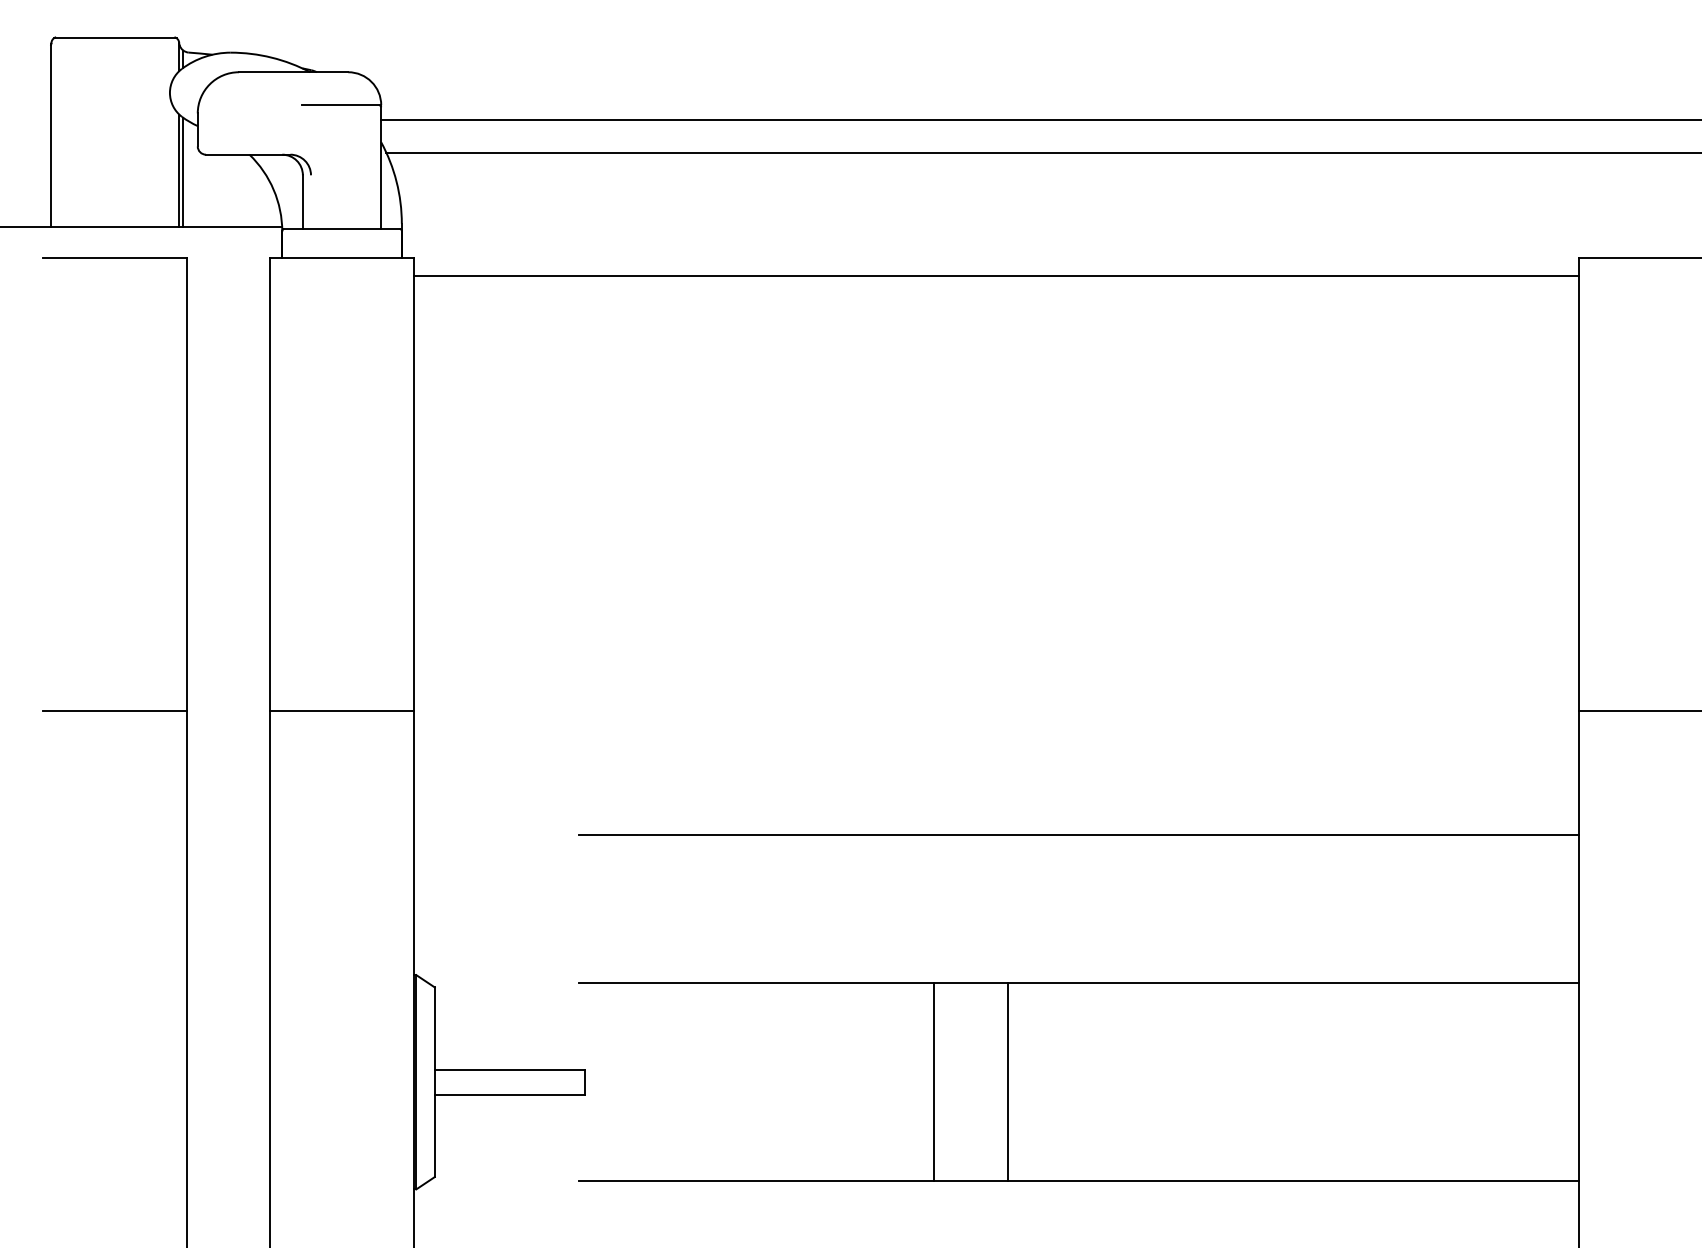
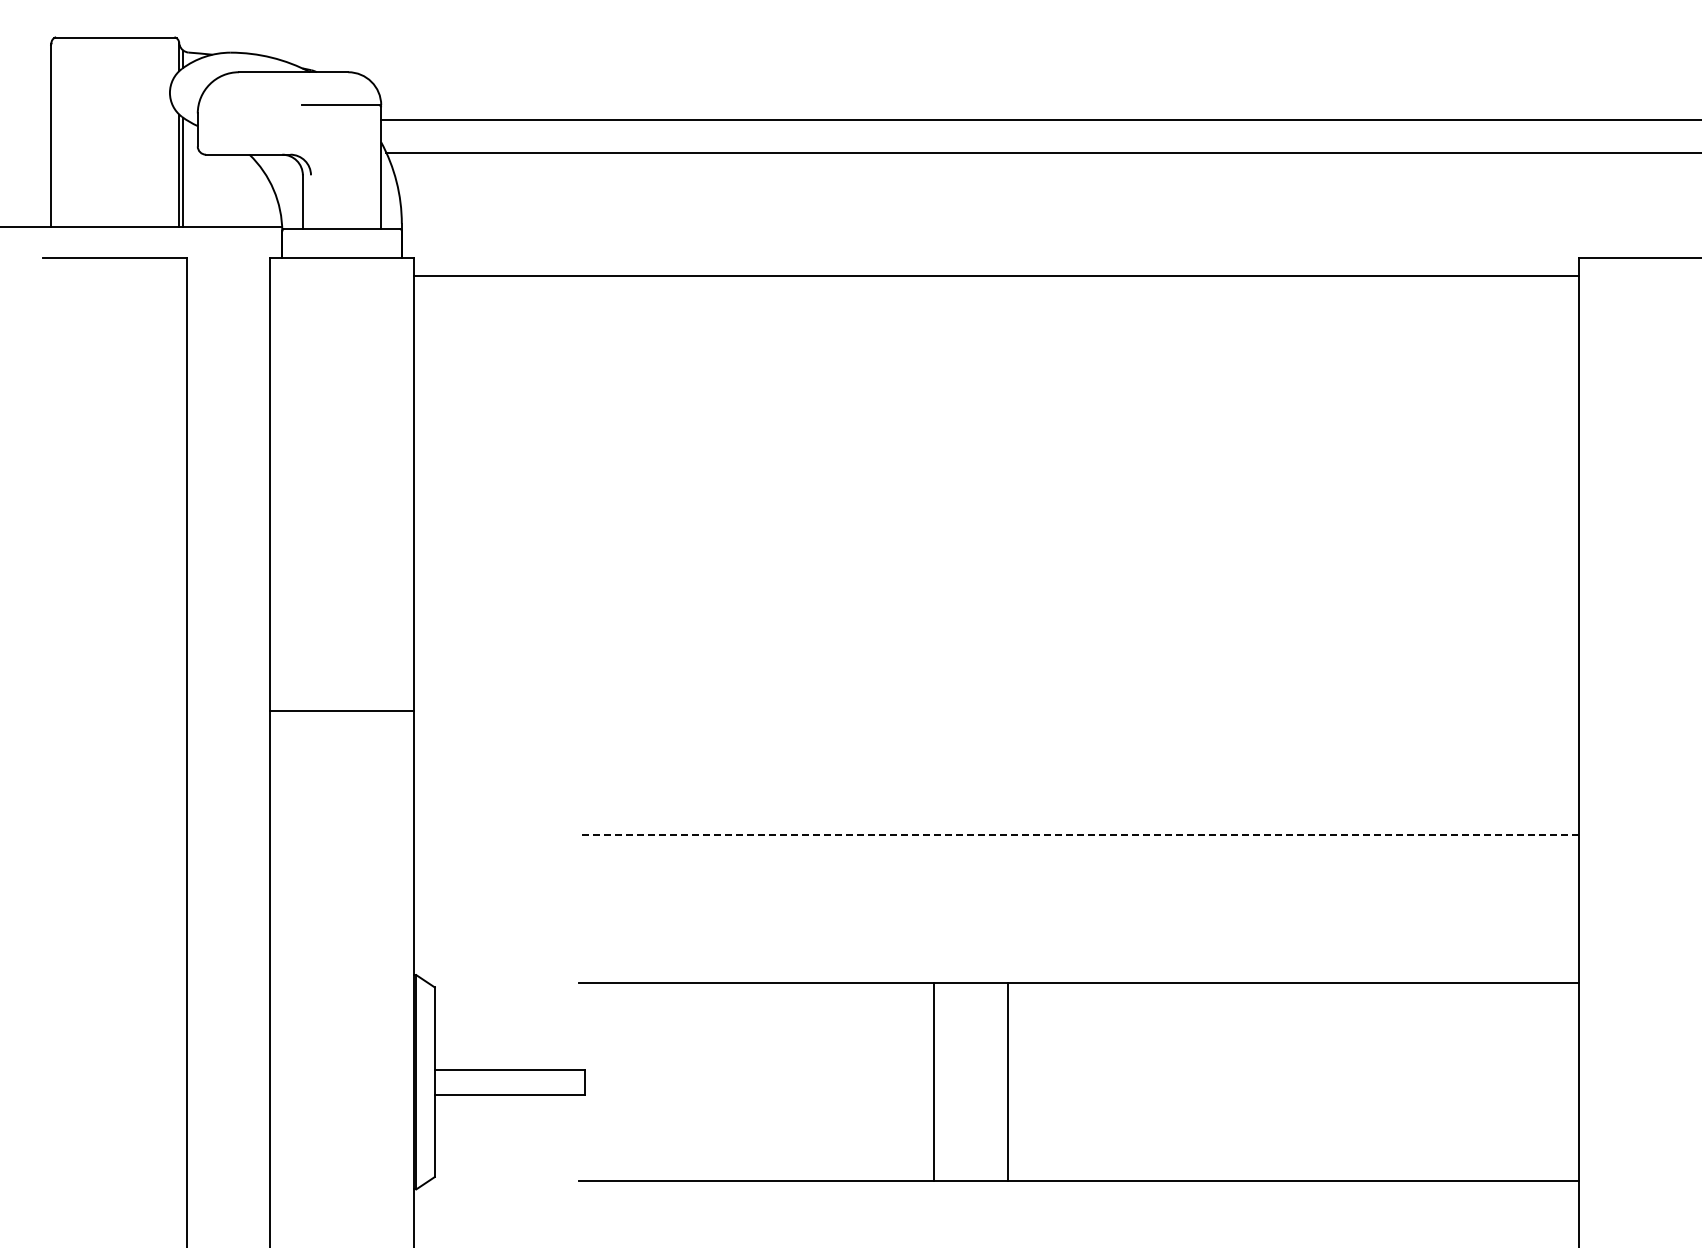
line: present -> none (115, 711)
line: present -> none (1638, 711)
line: solid -> dashed (1078, 834)
